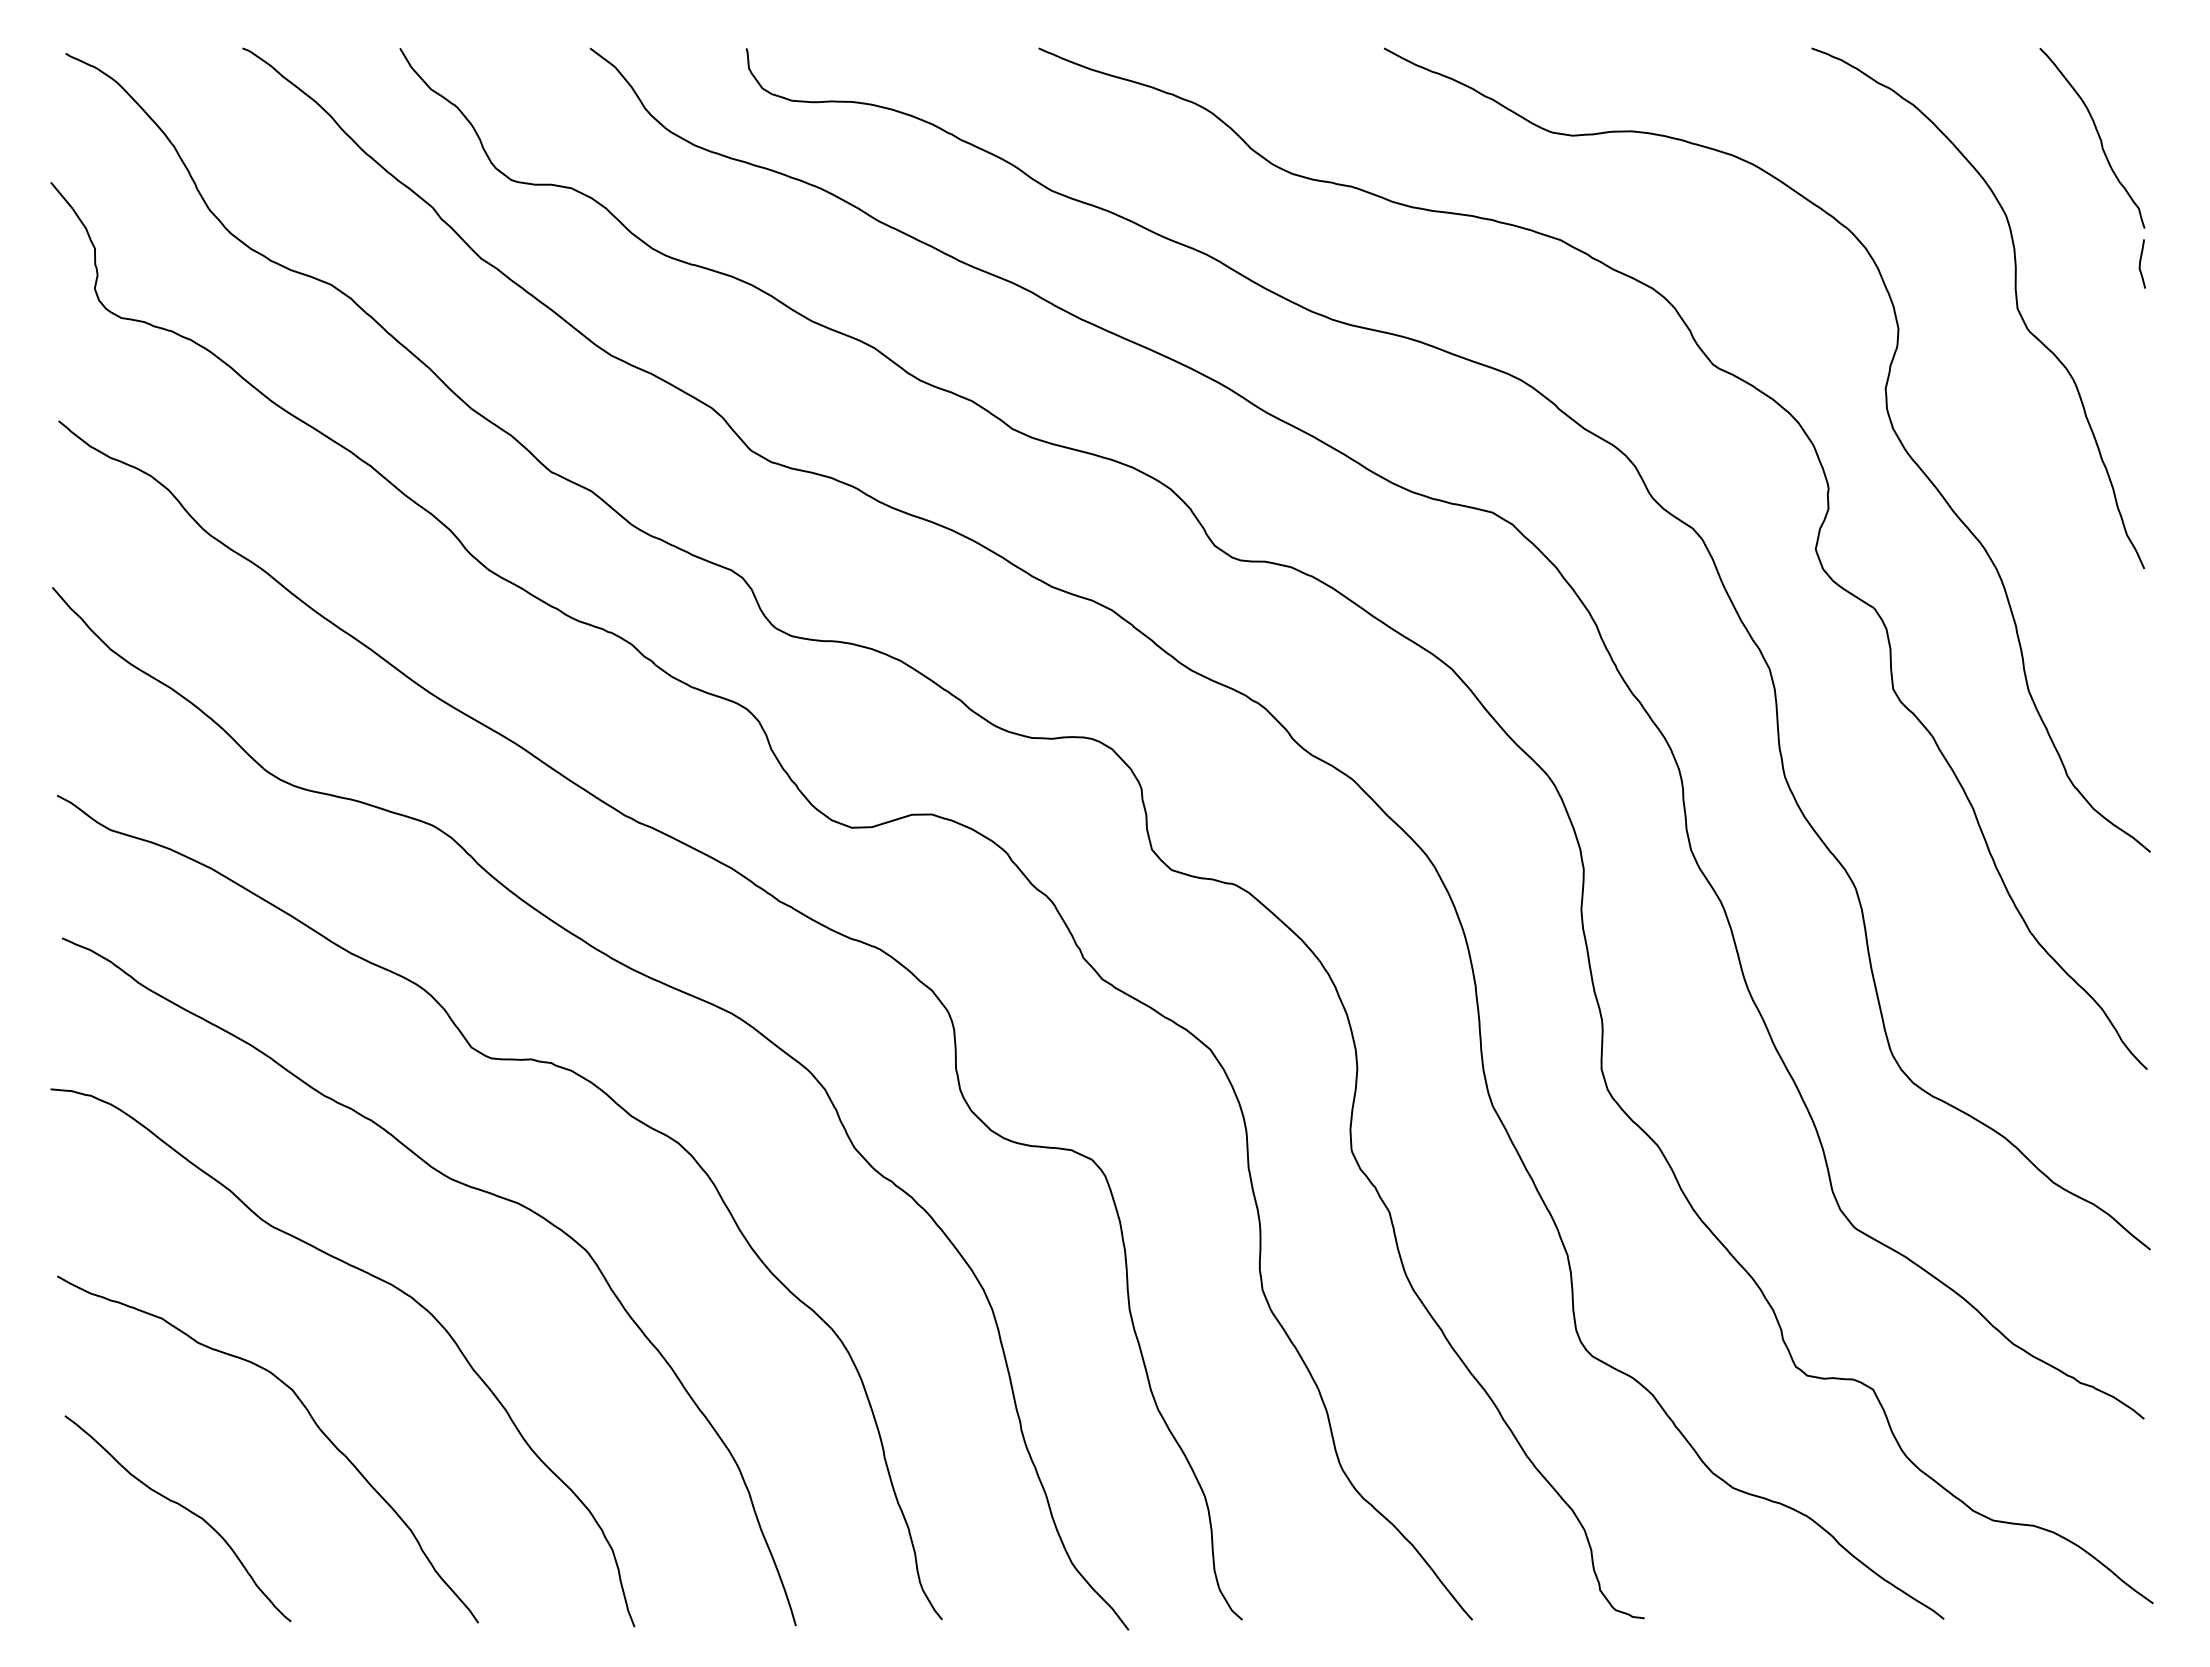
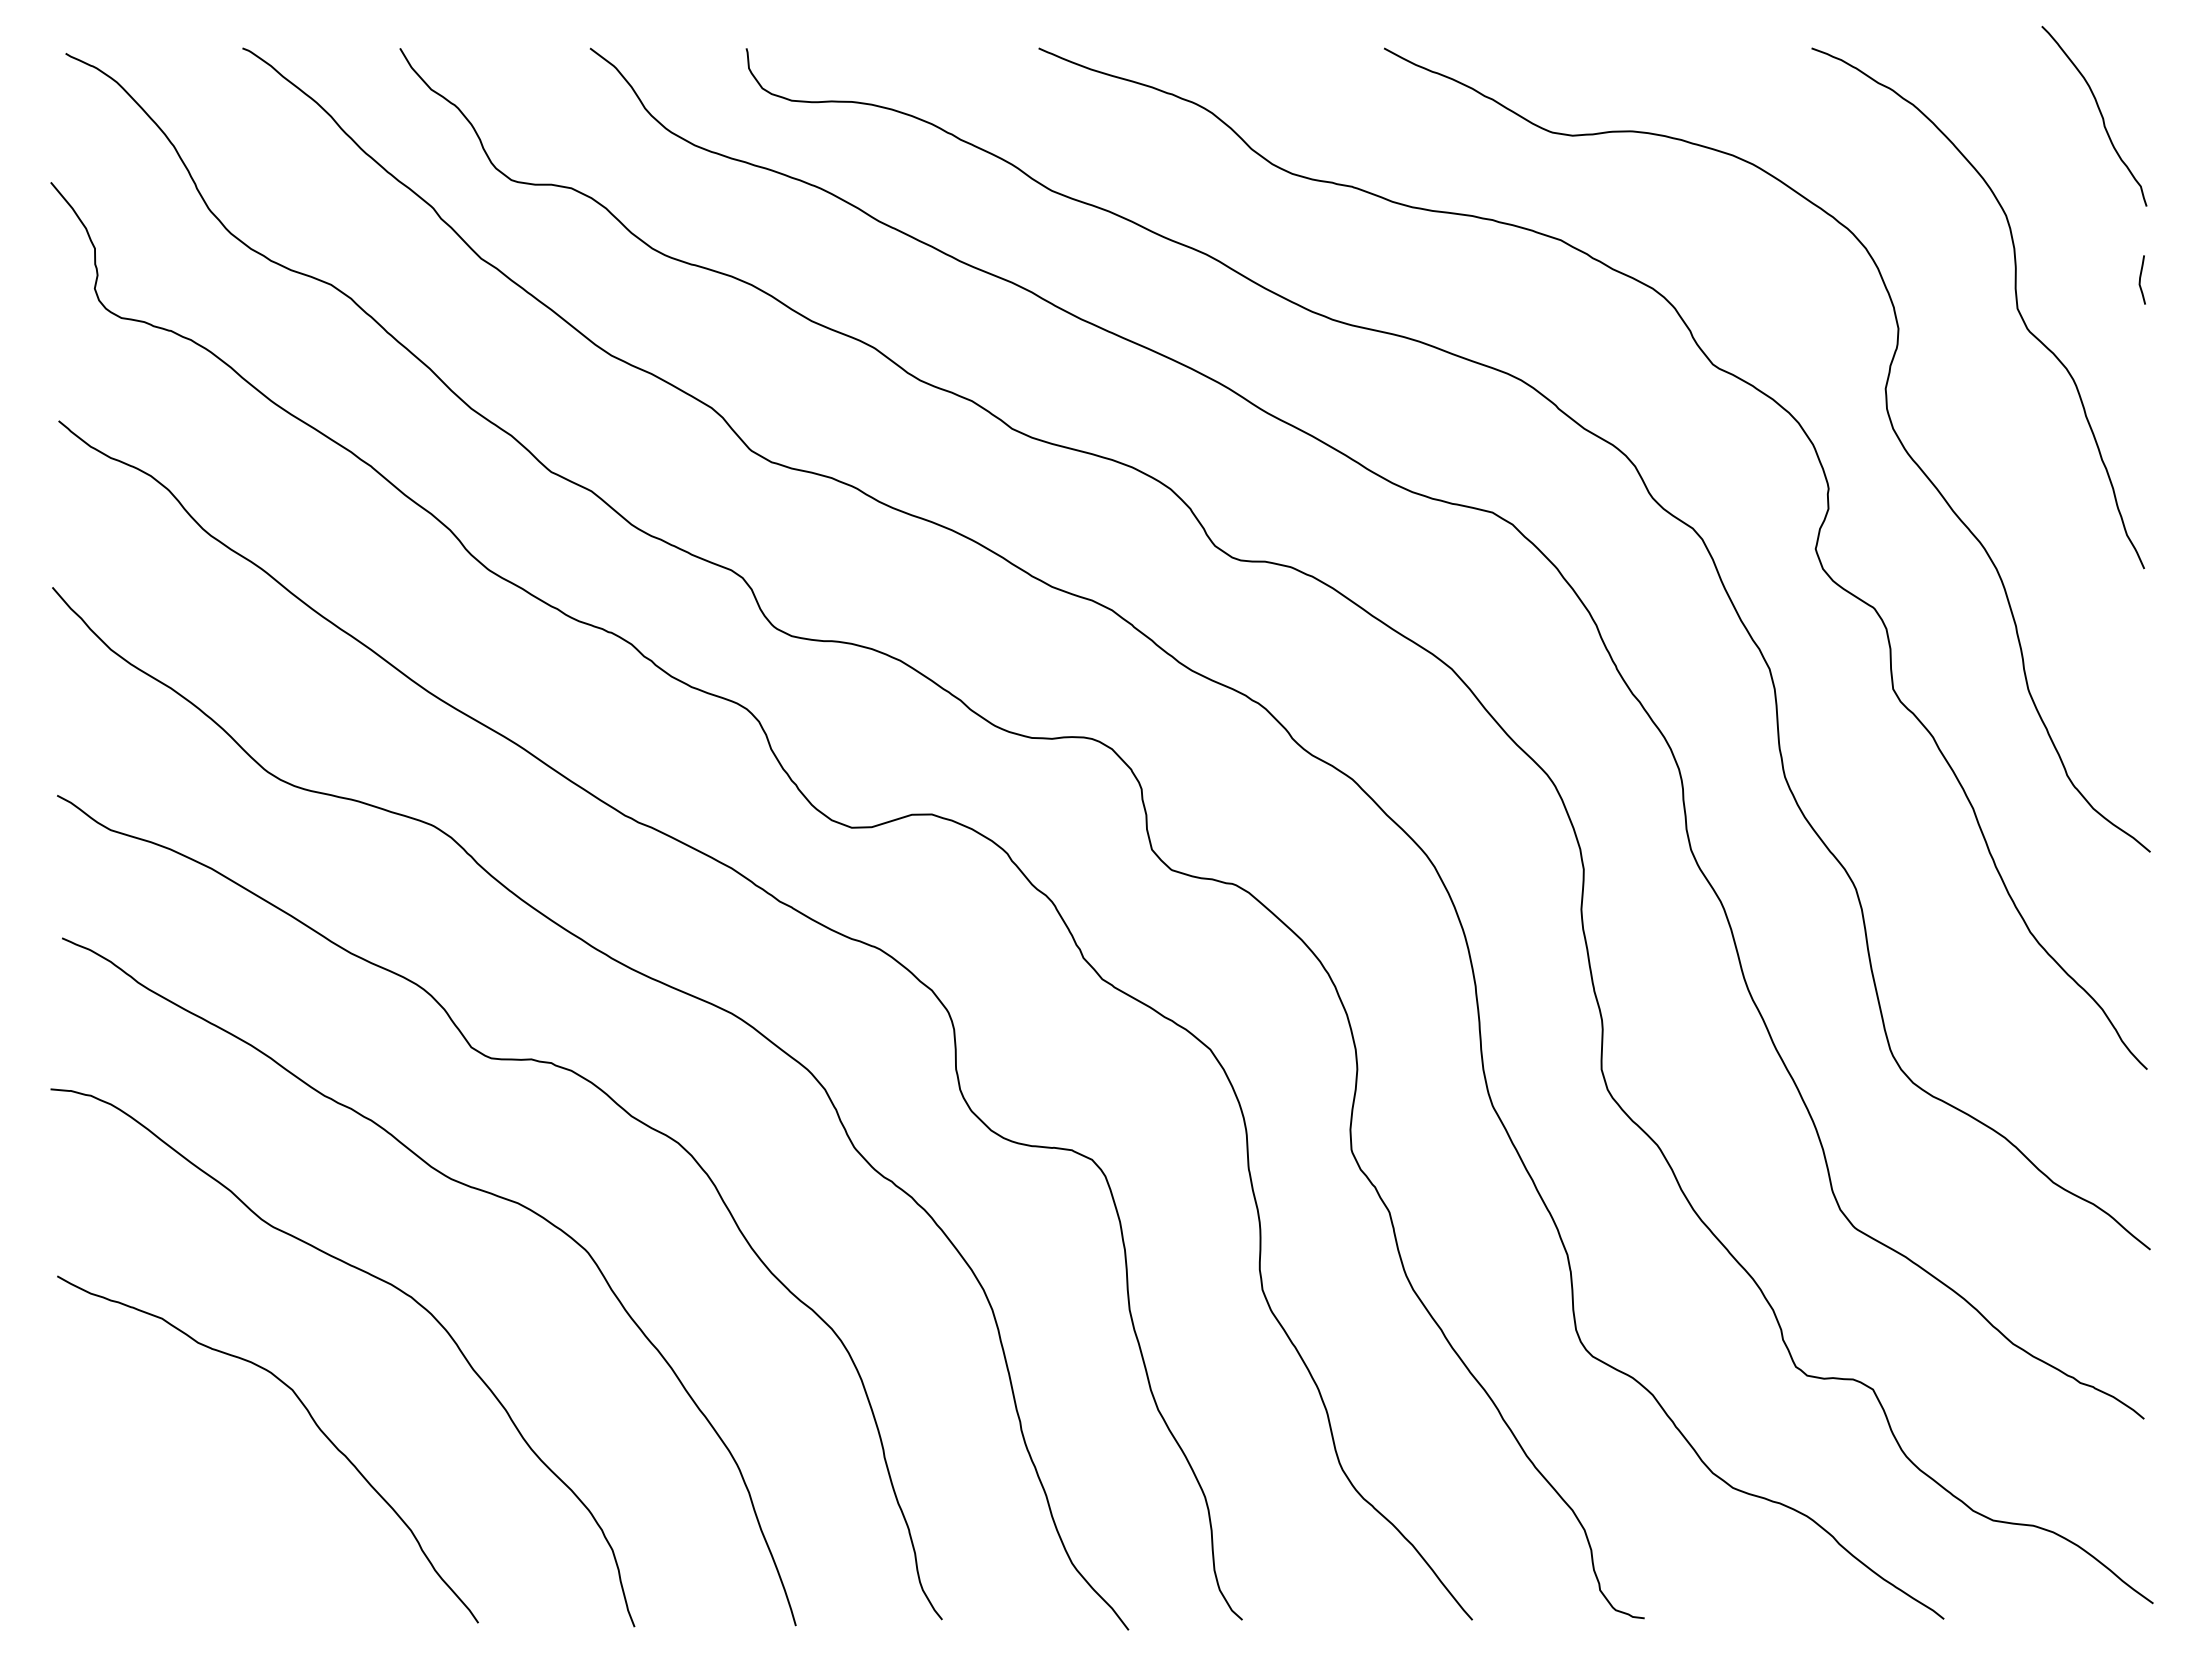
curve position: (2098, 137) -> (2100, 115) (2100, 115)
curve position: (2140, 263) -> (2140, 279) (2140, 279)
curve: present -> none (183, 1508)
